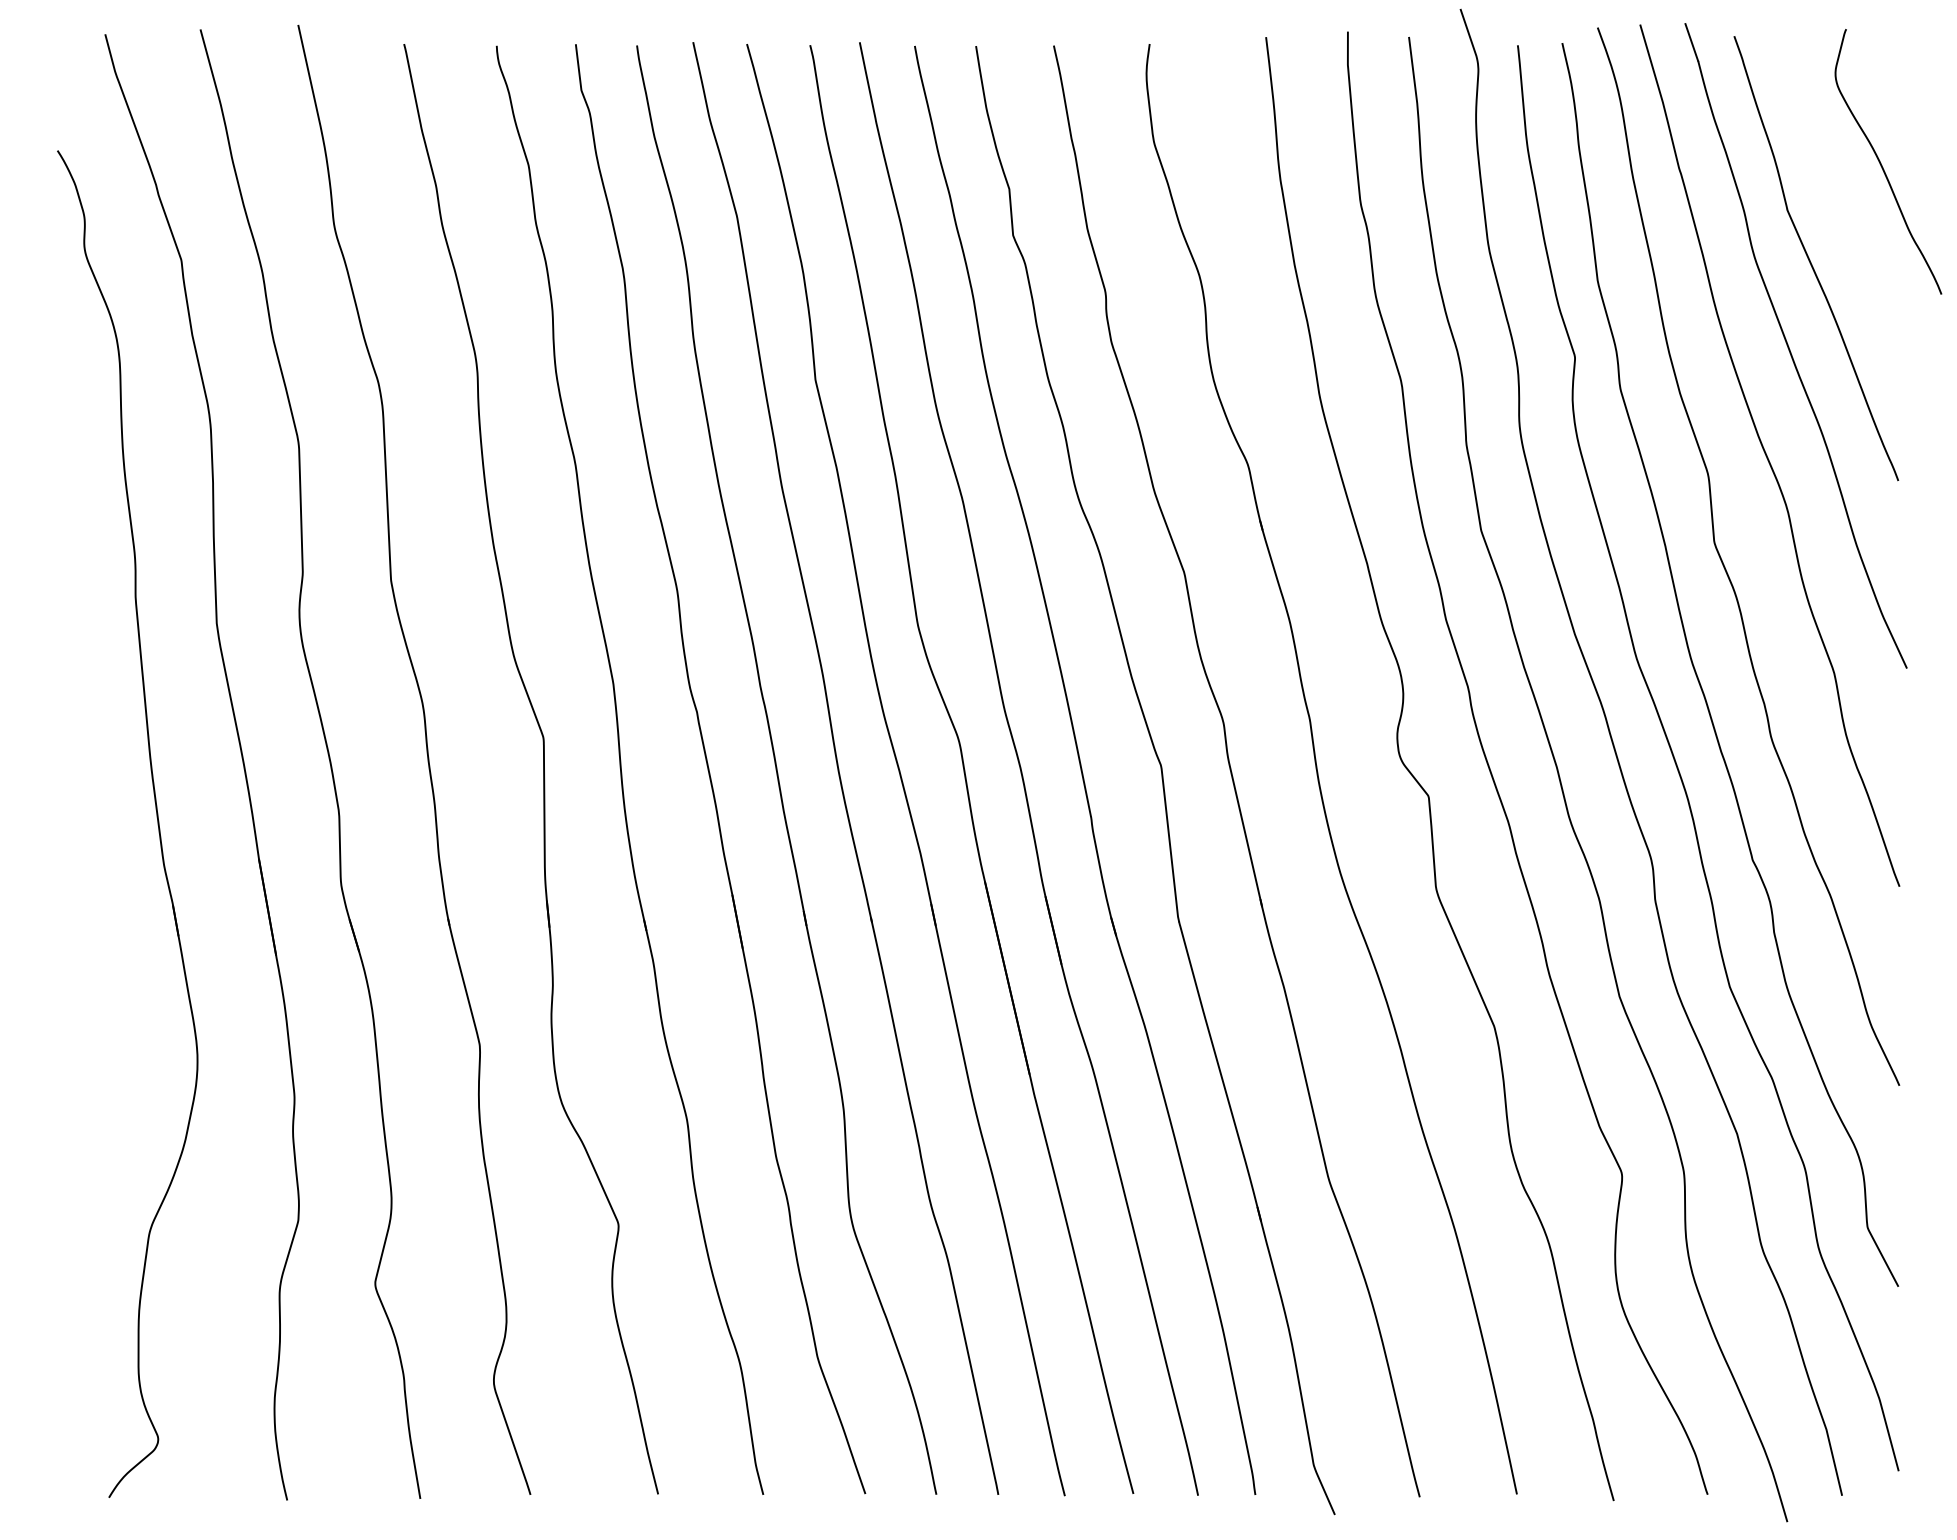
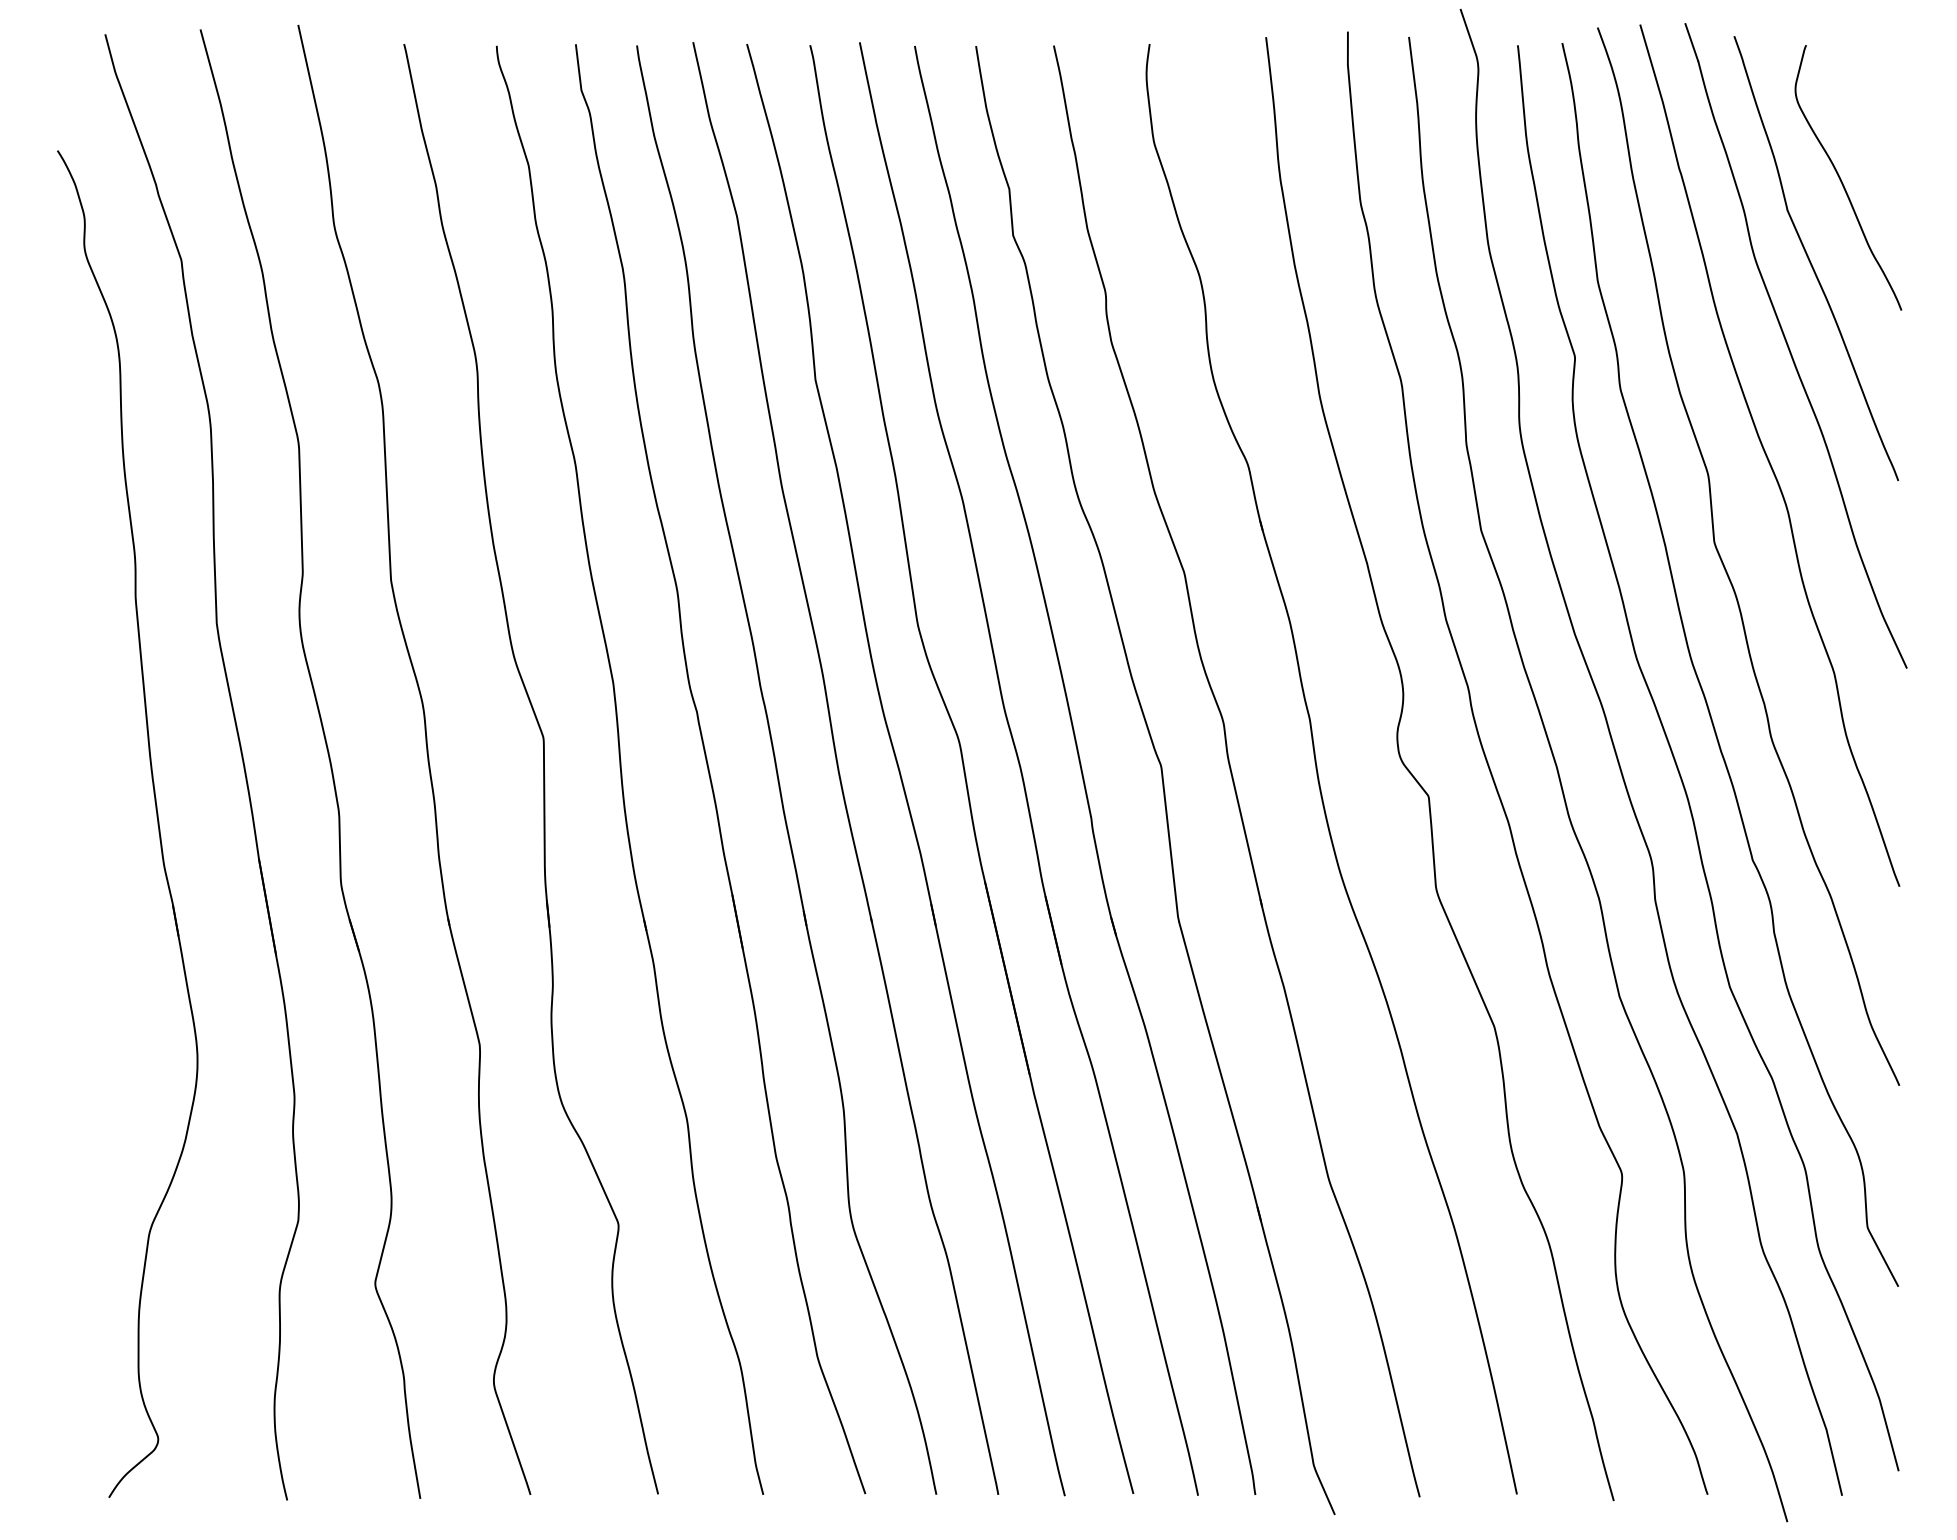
curve position: (1882, 165) -> (1842, 181) (1842, 181)
